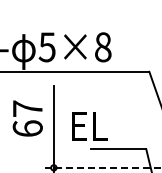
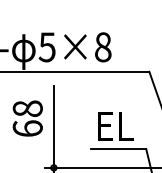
text: 67 -> 68 (27, 108)
text position: (89, 126) -> (115, 126) (115, 126)
line: dashed -> solid (103, 167)
